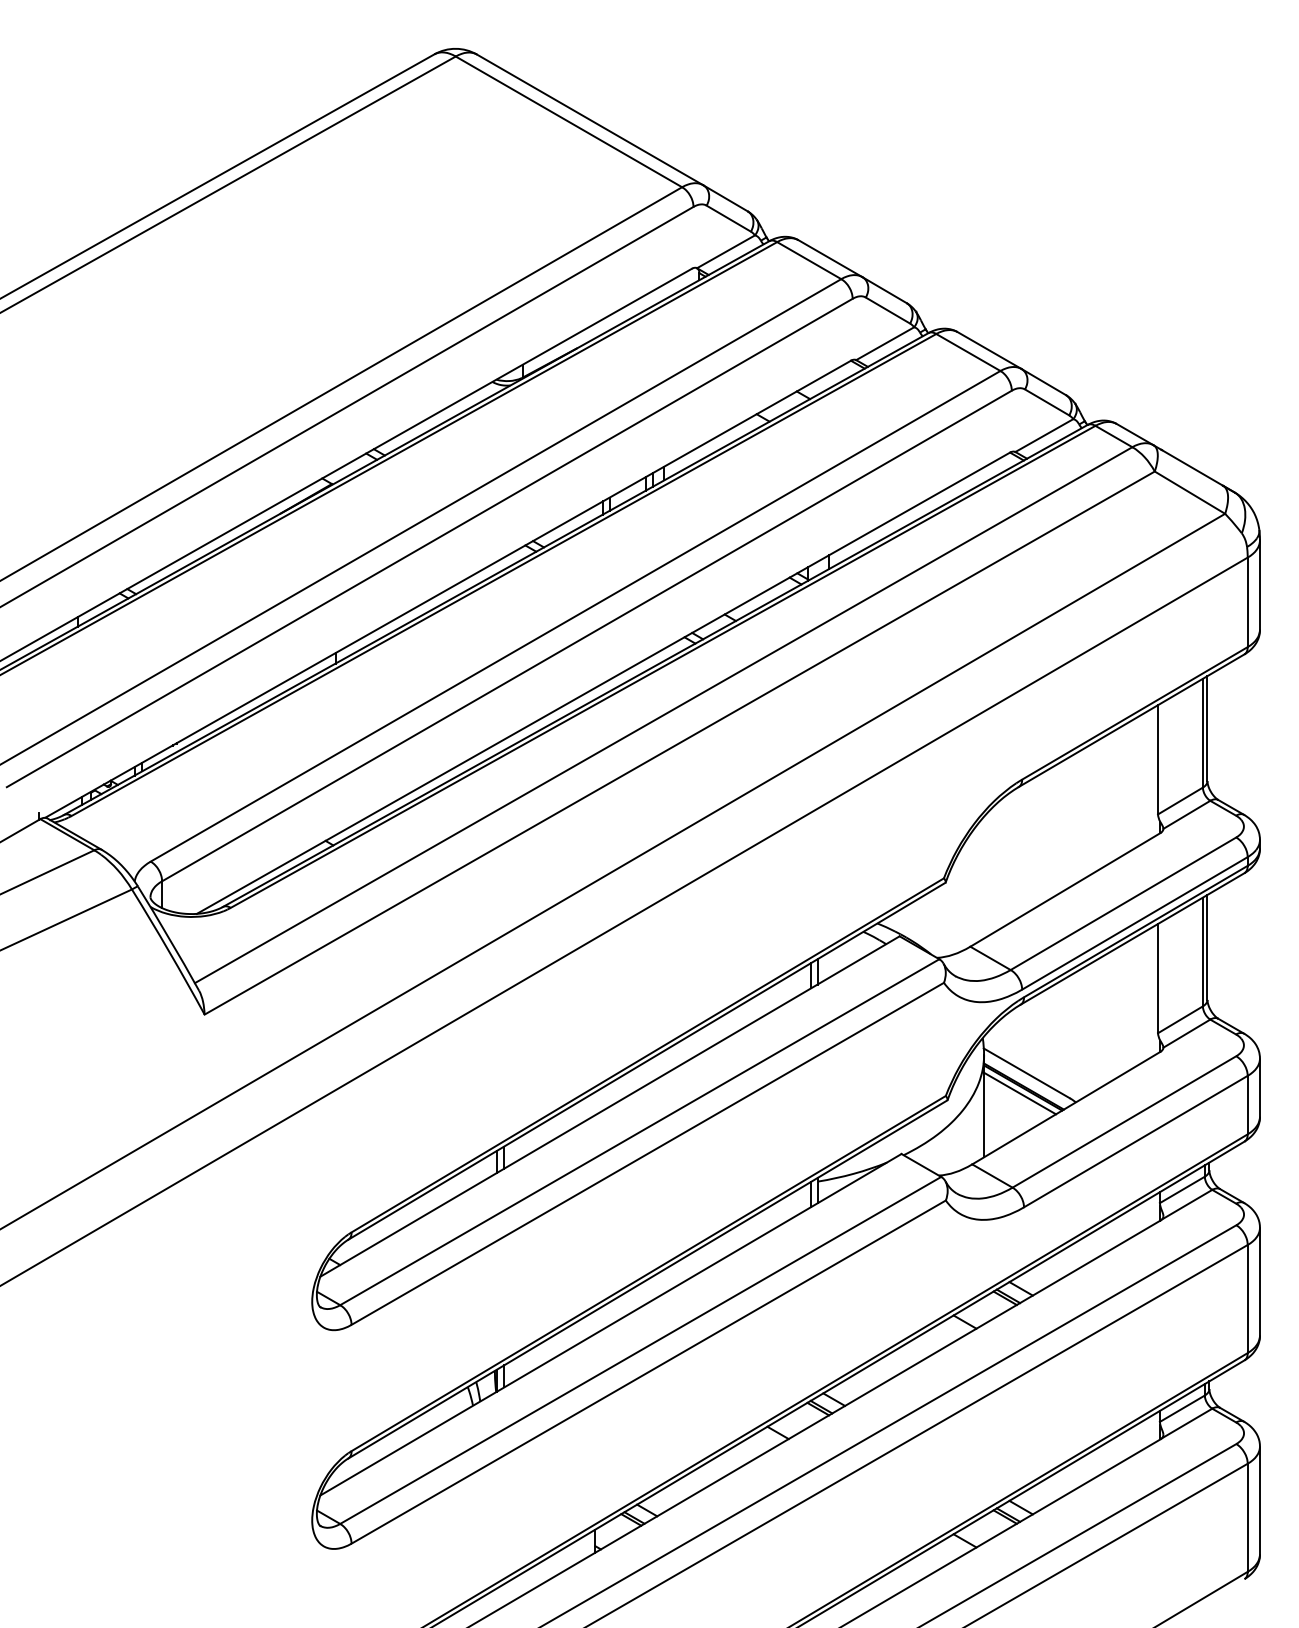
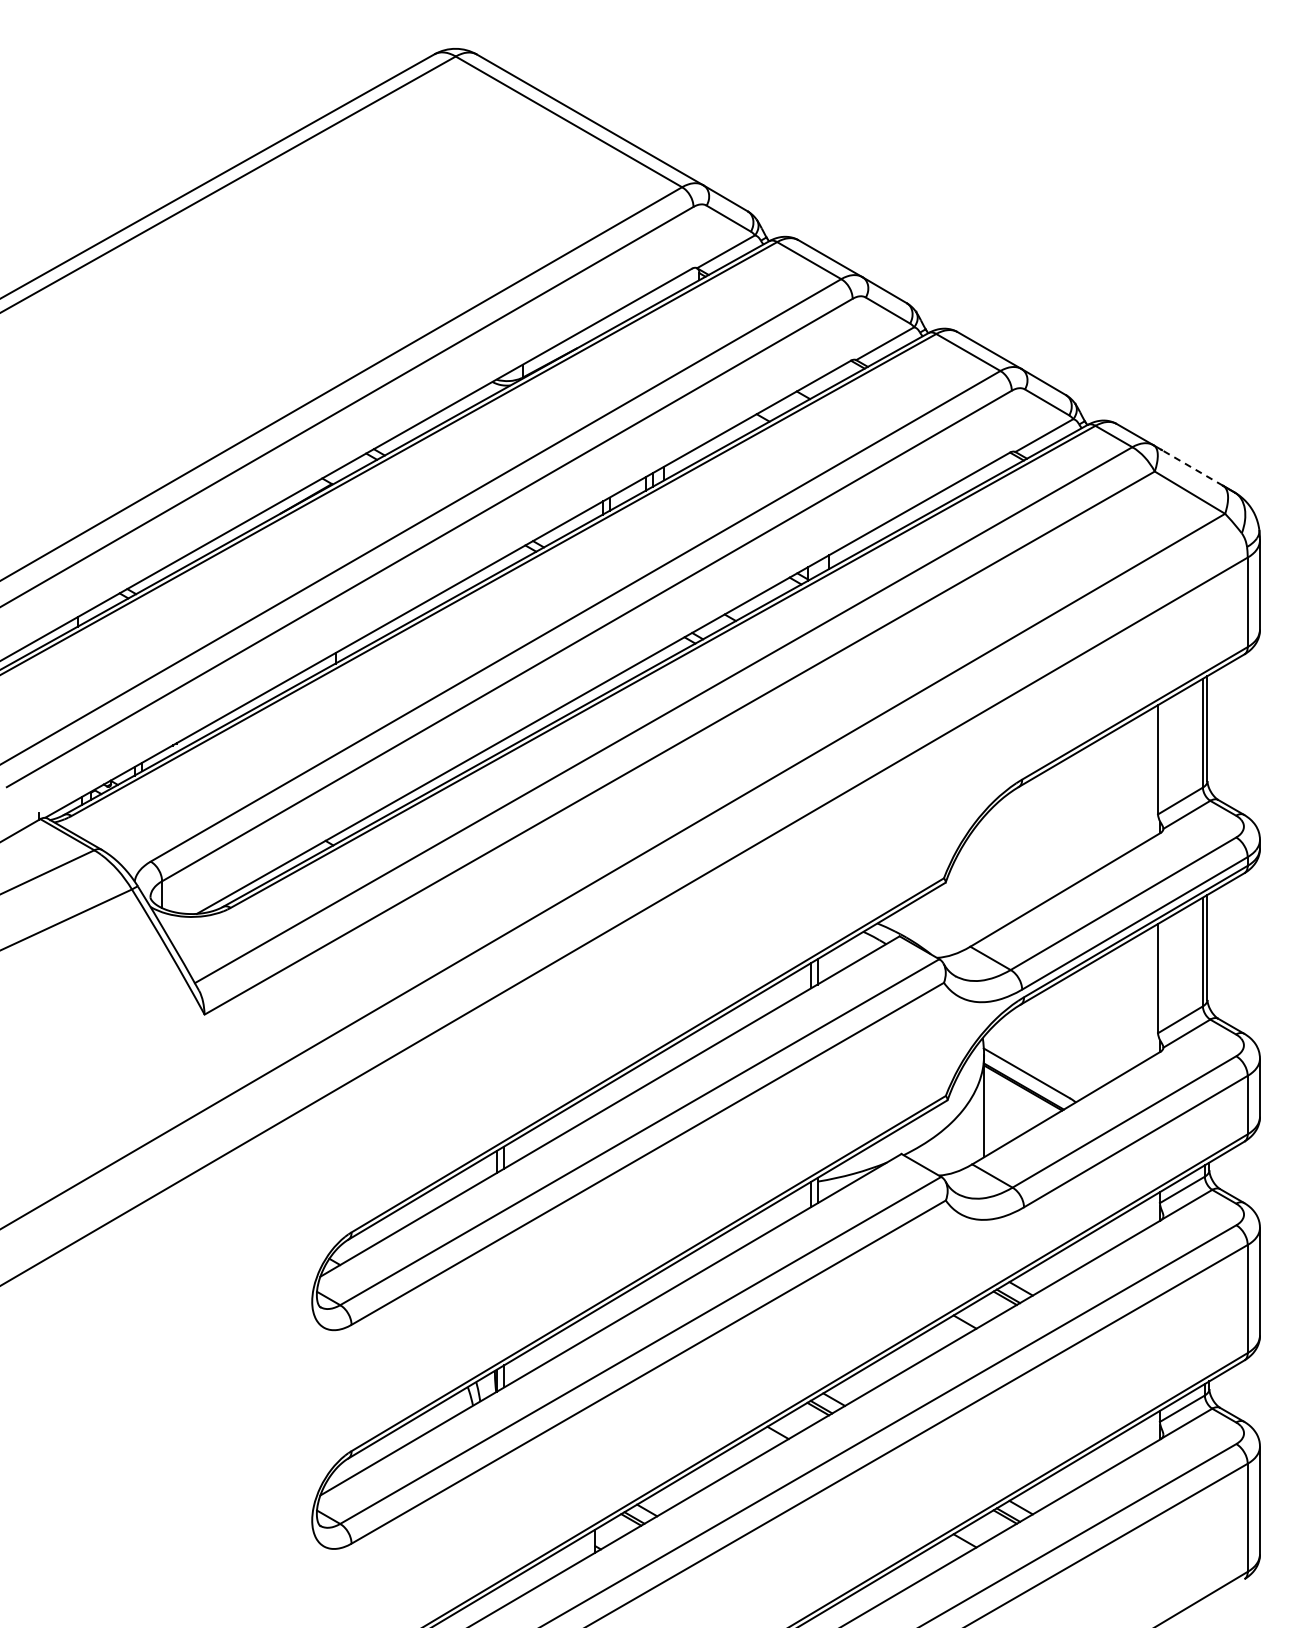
line: solid -> dashed (1192, 467)
line: present -> none (1020, 1093)
